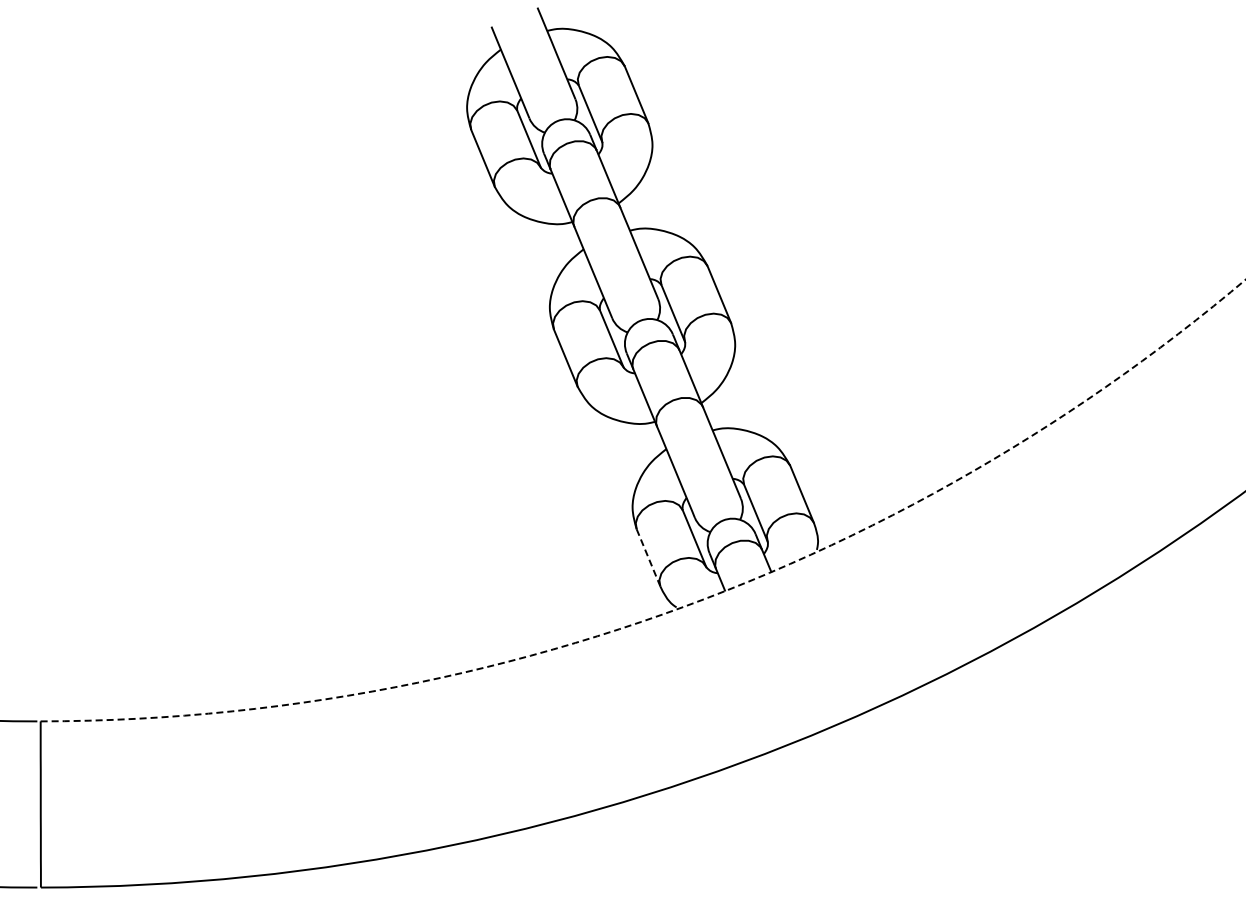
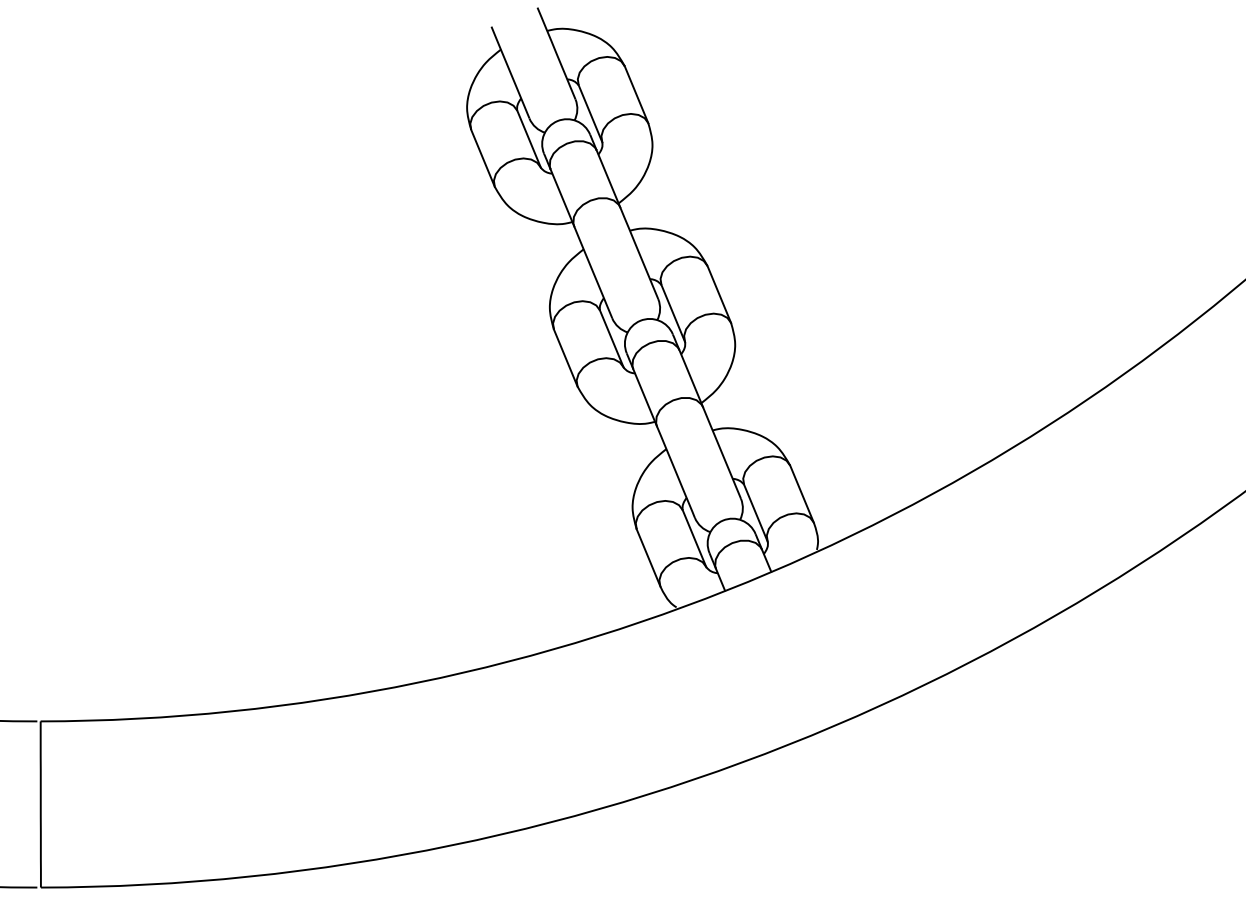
line: dashed -> solid (648, 557)
arc: dashed -> solid (681, 607)
